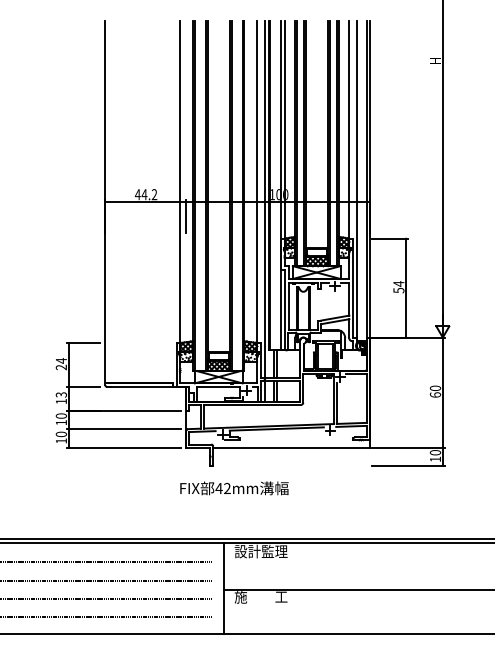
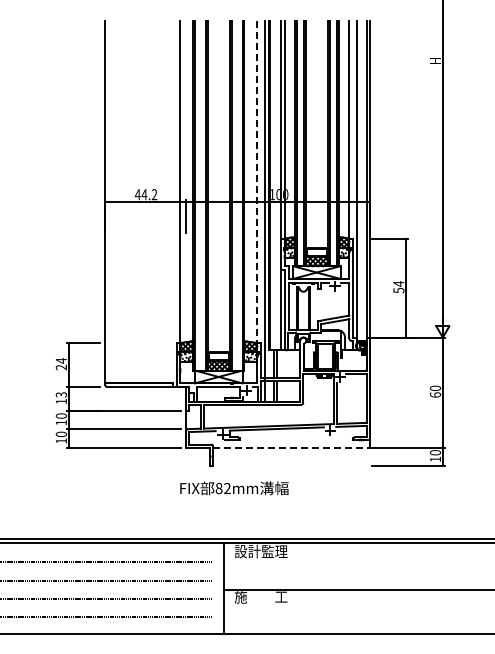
line: solid -> dashed (257, 182)
line: solid -> dashed (291, 447)
text: 42mm -> 82mm (218, 488)
